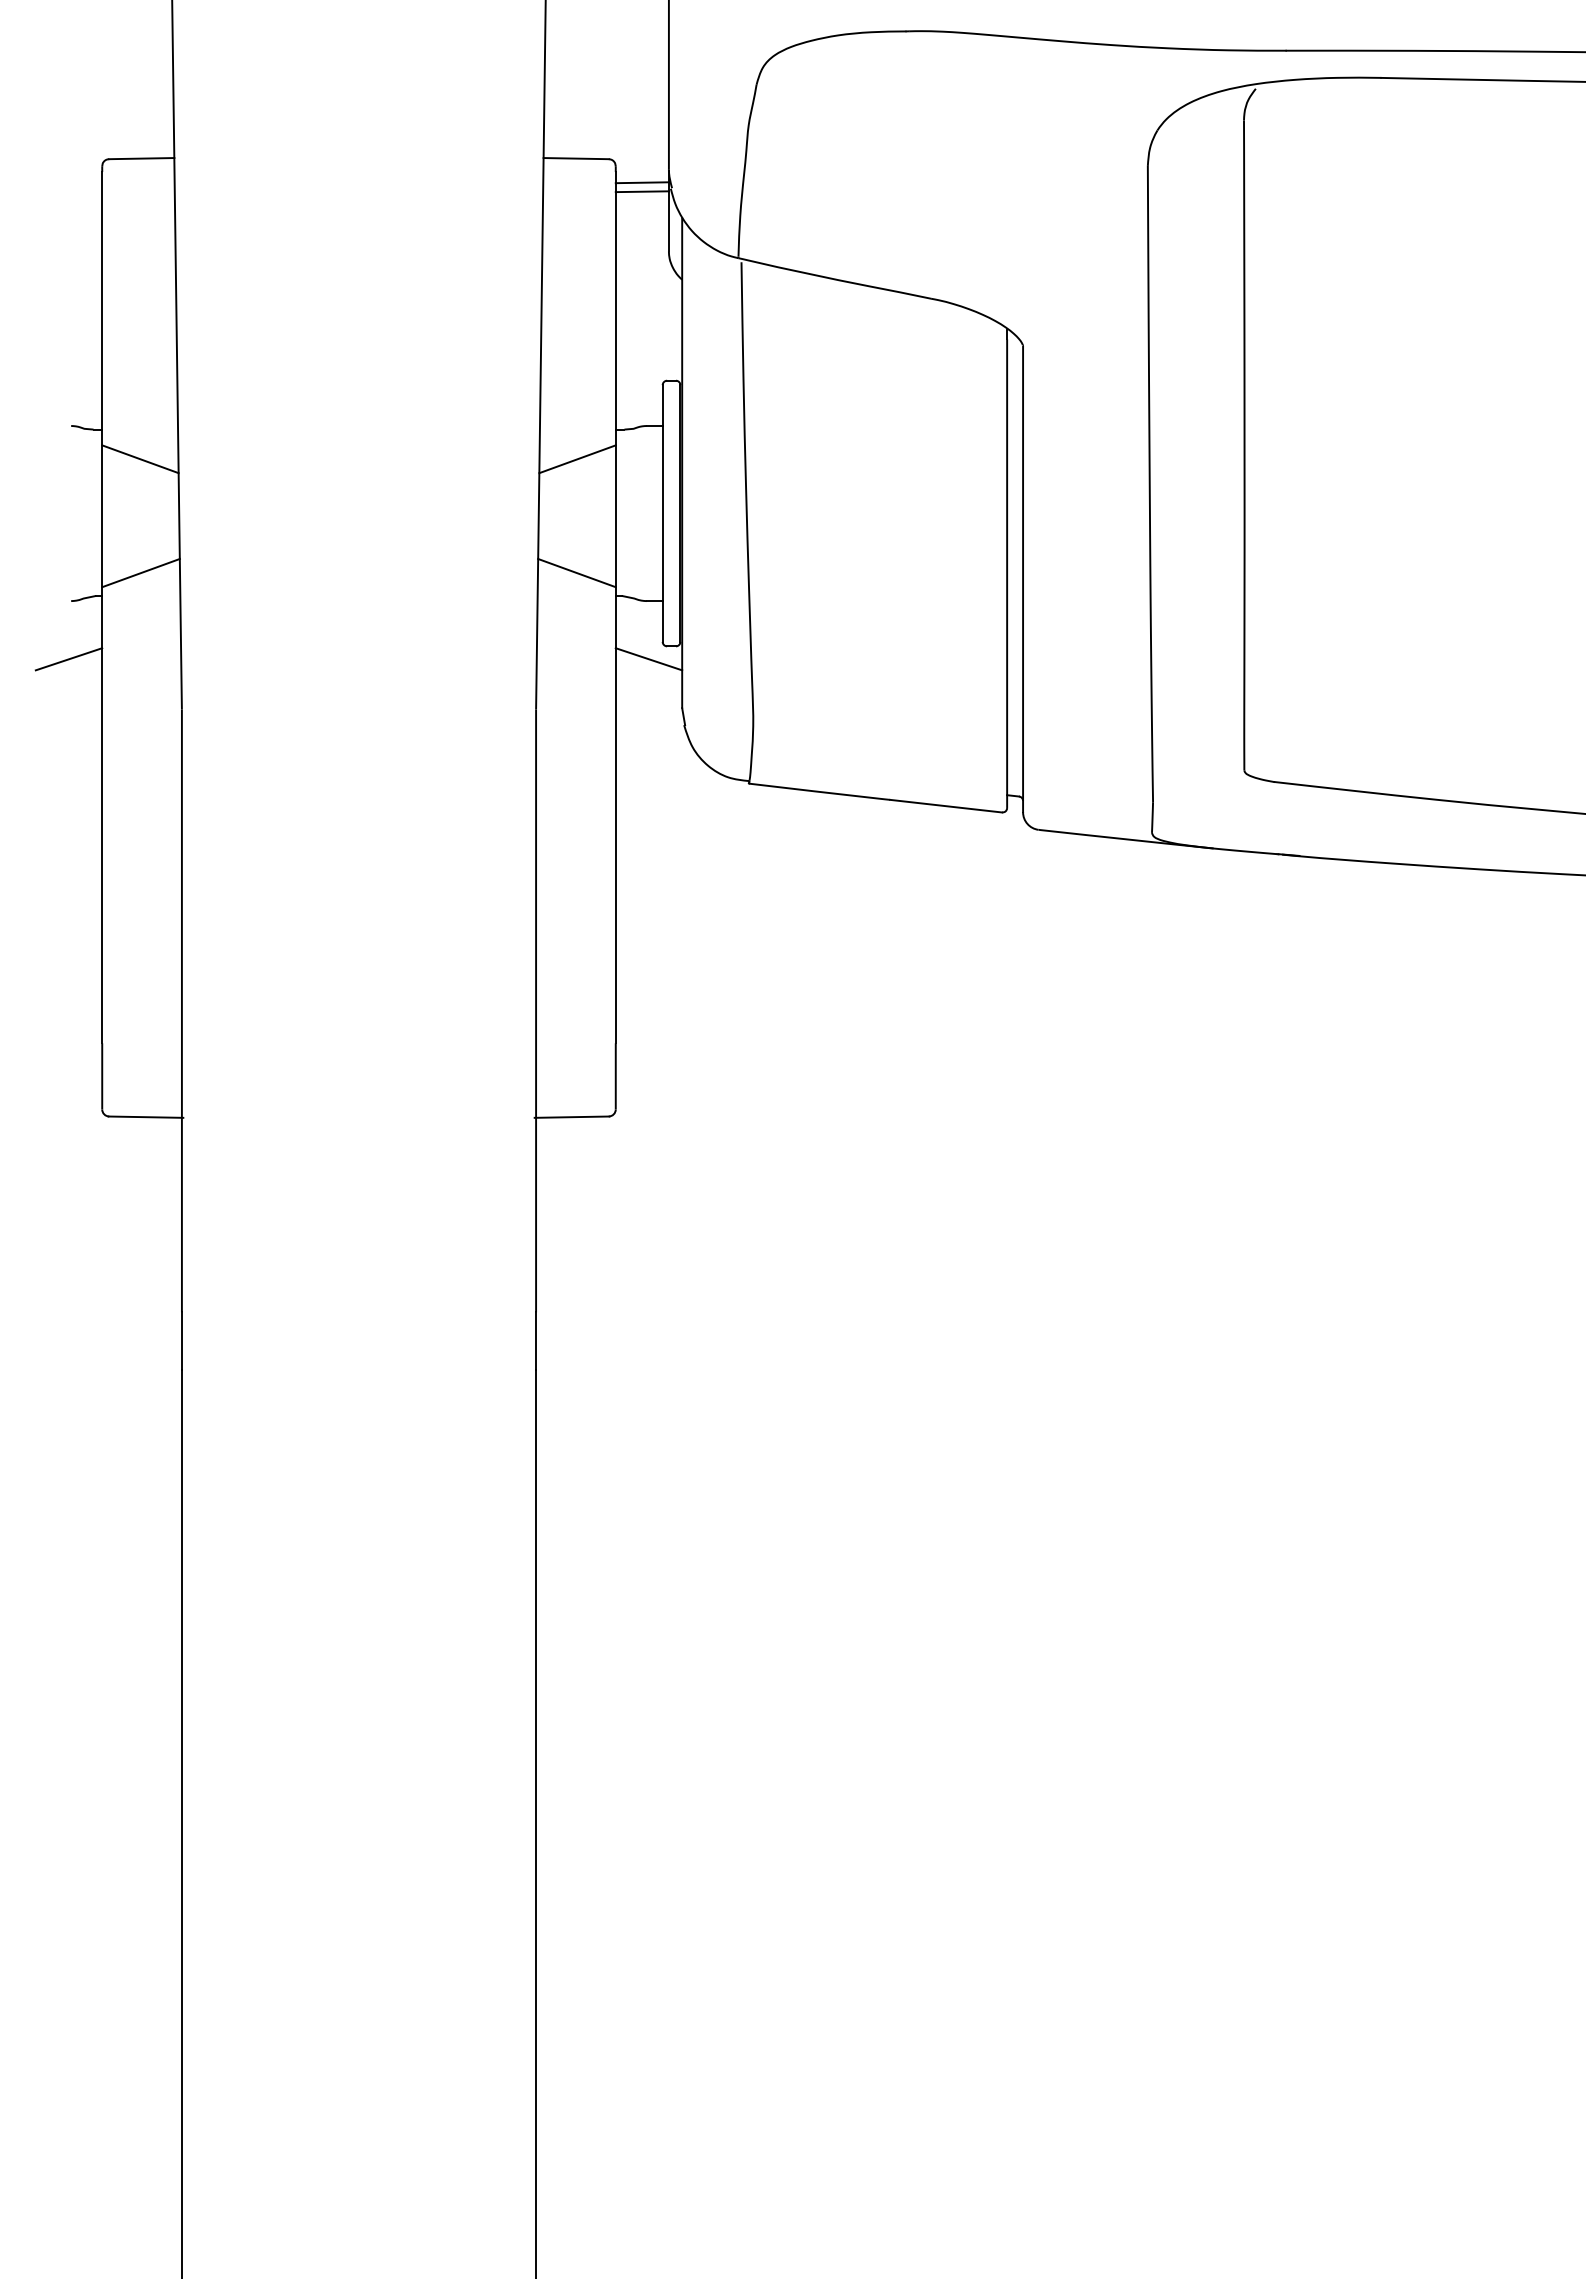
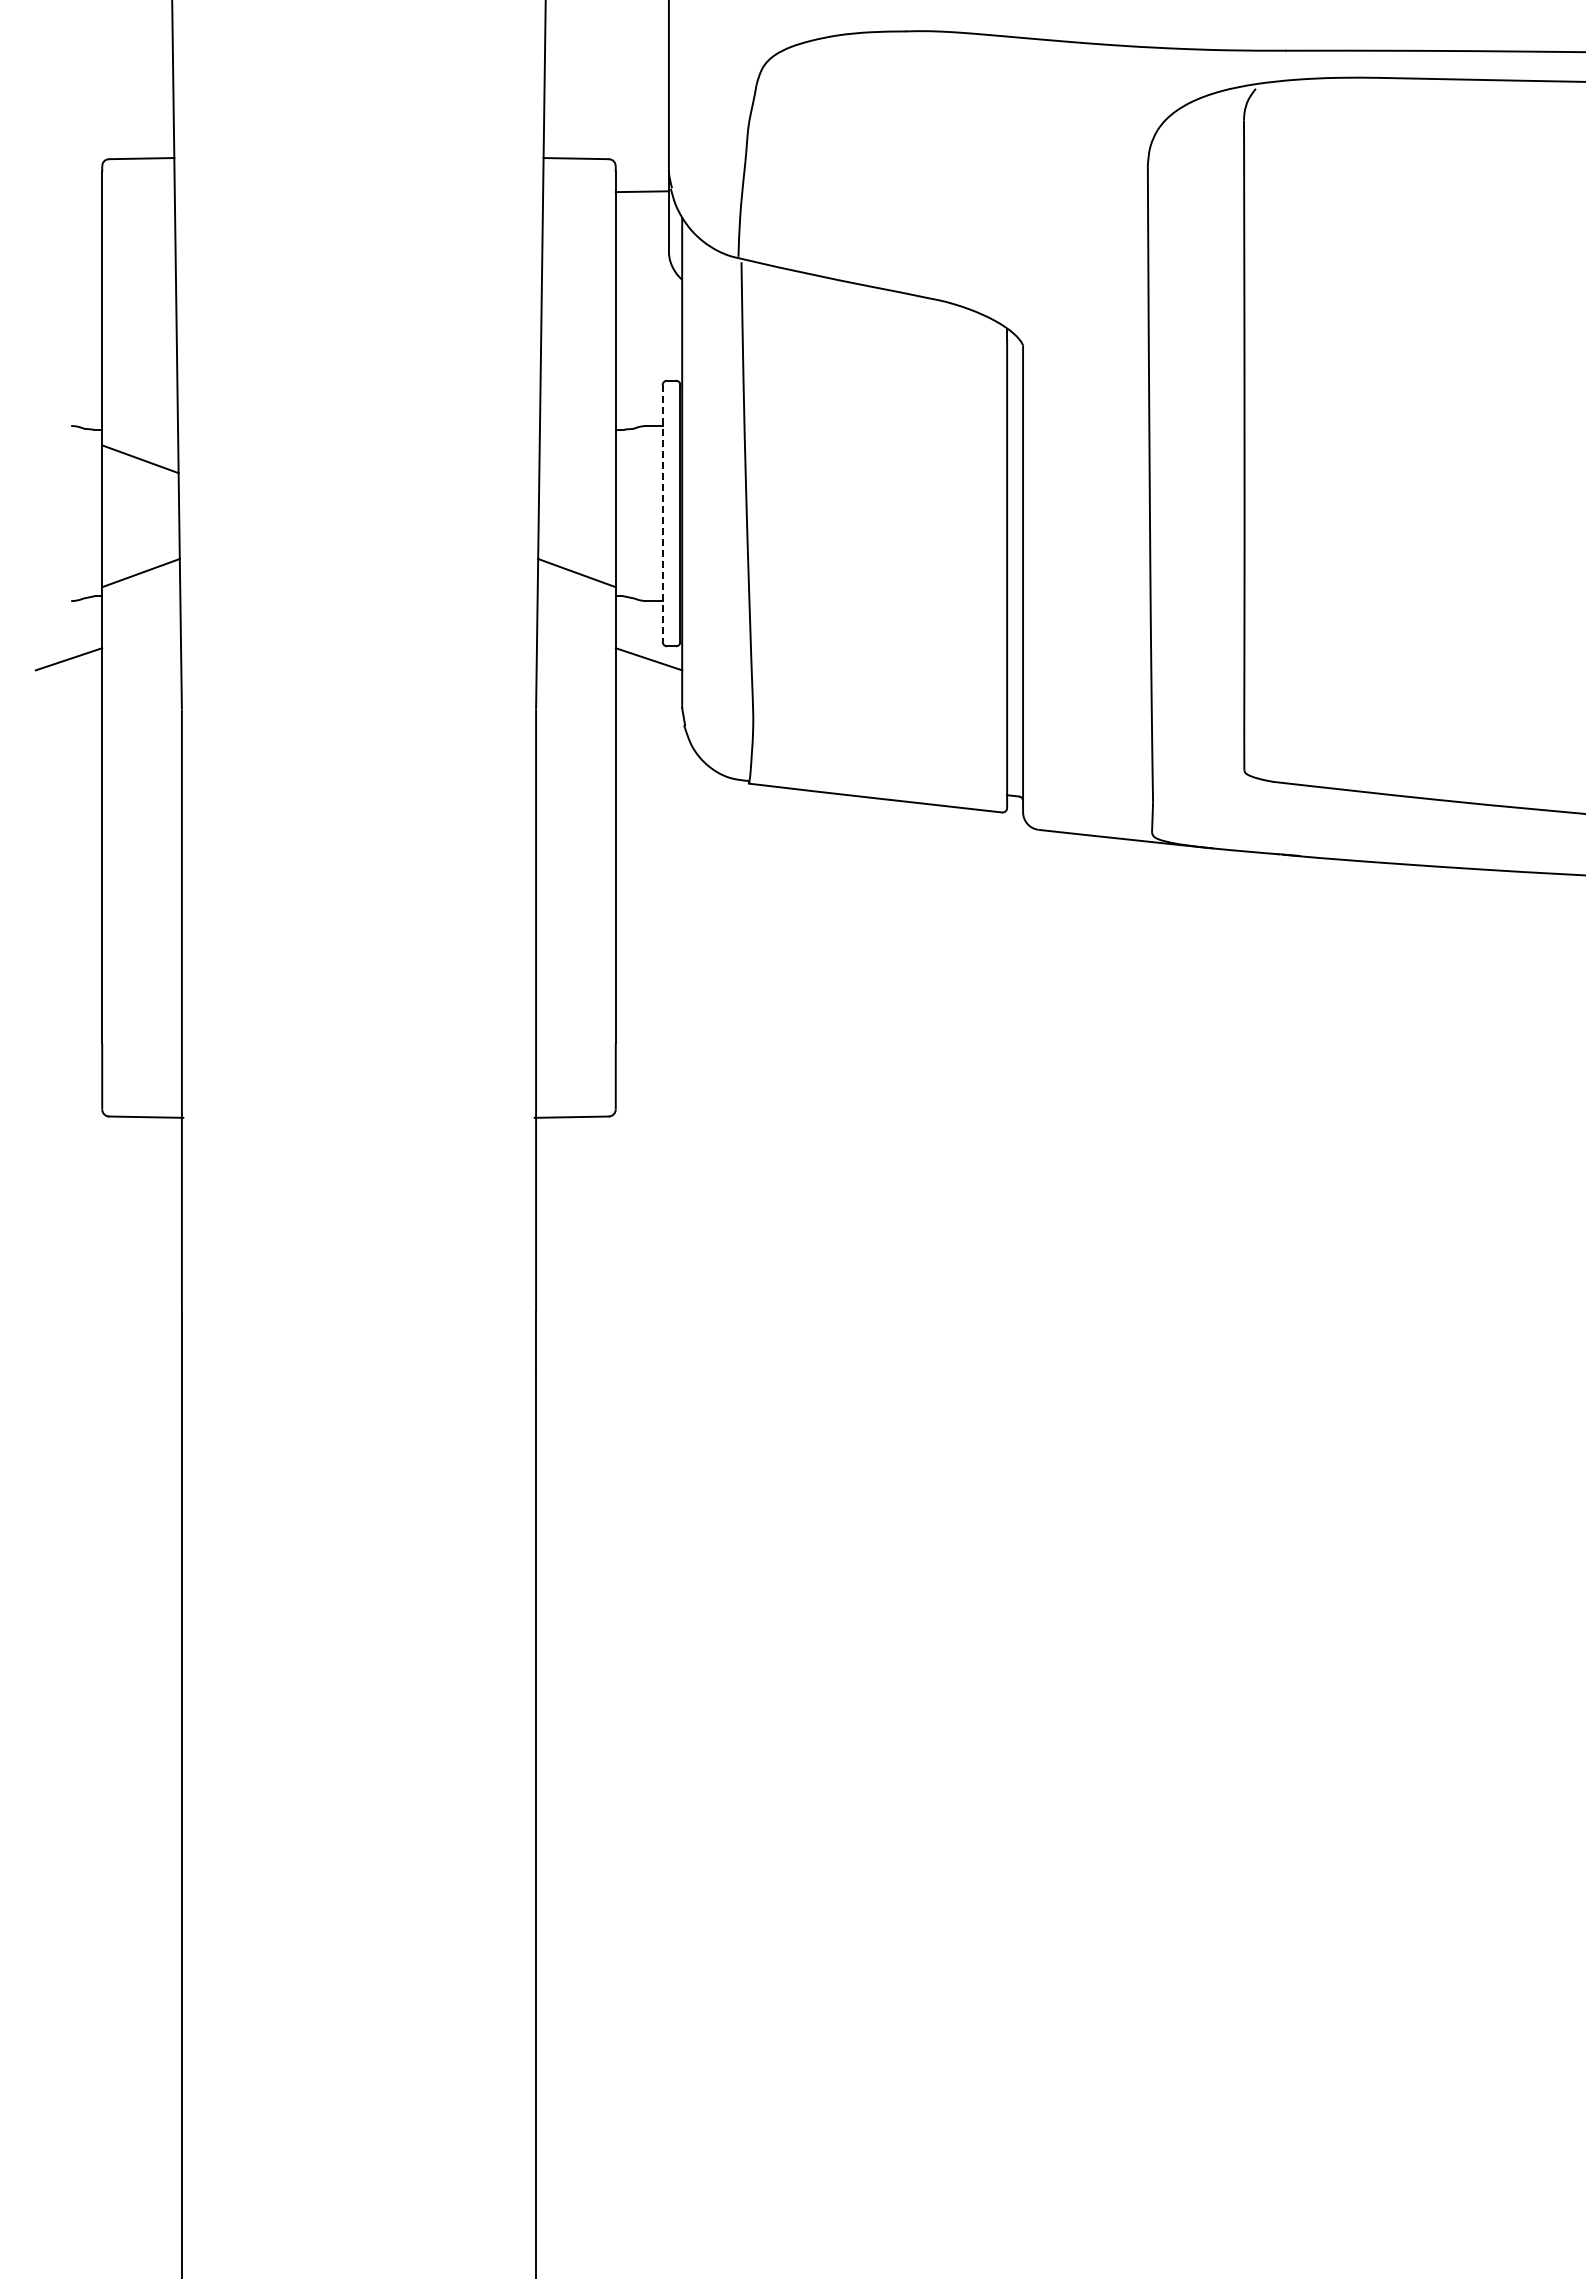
line: present -> none (641, 182)
line: present -> none (577, 459)
line: solid -> dashed (662, 514)
